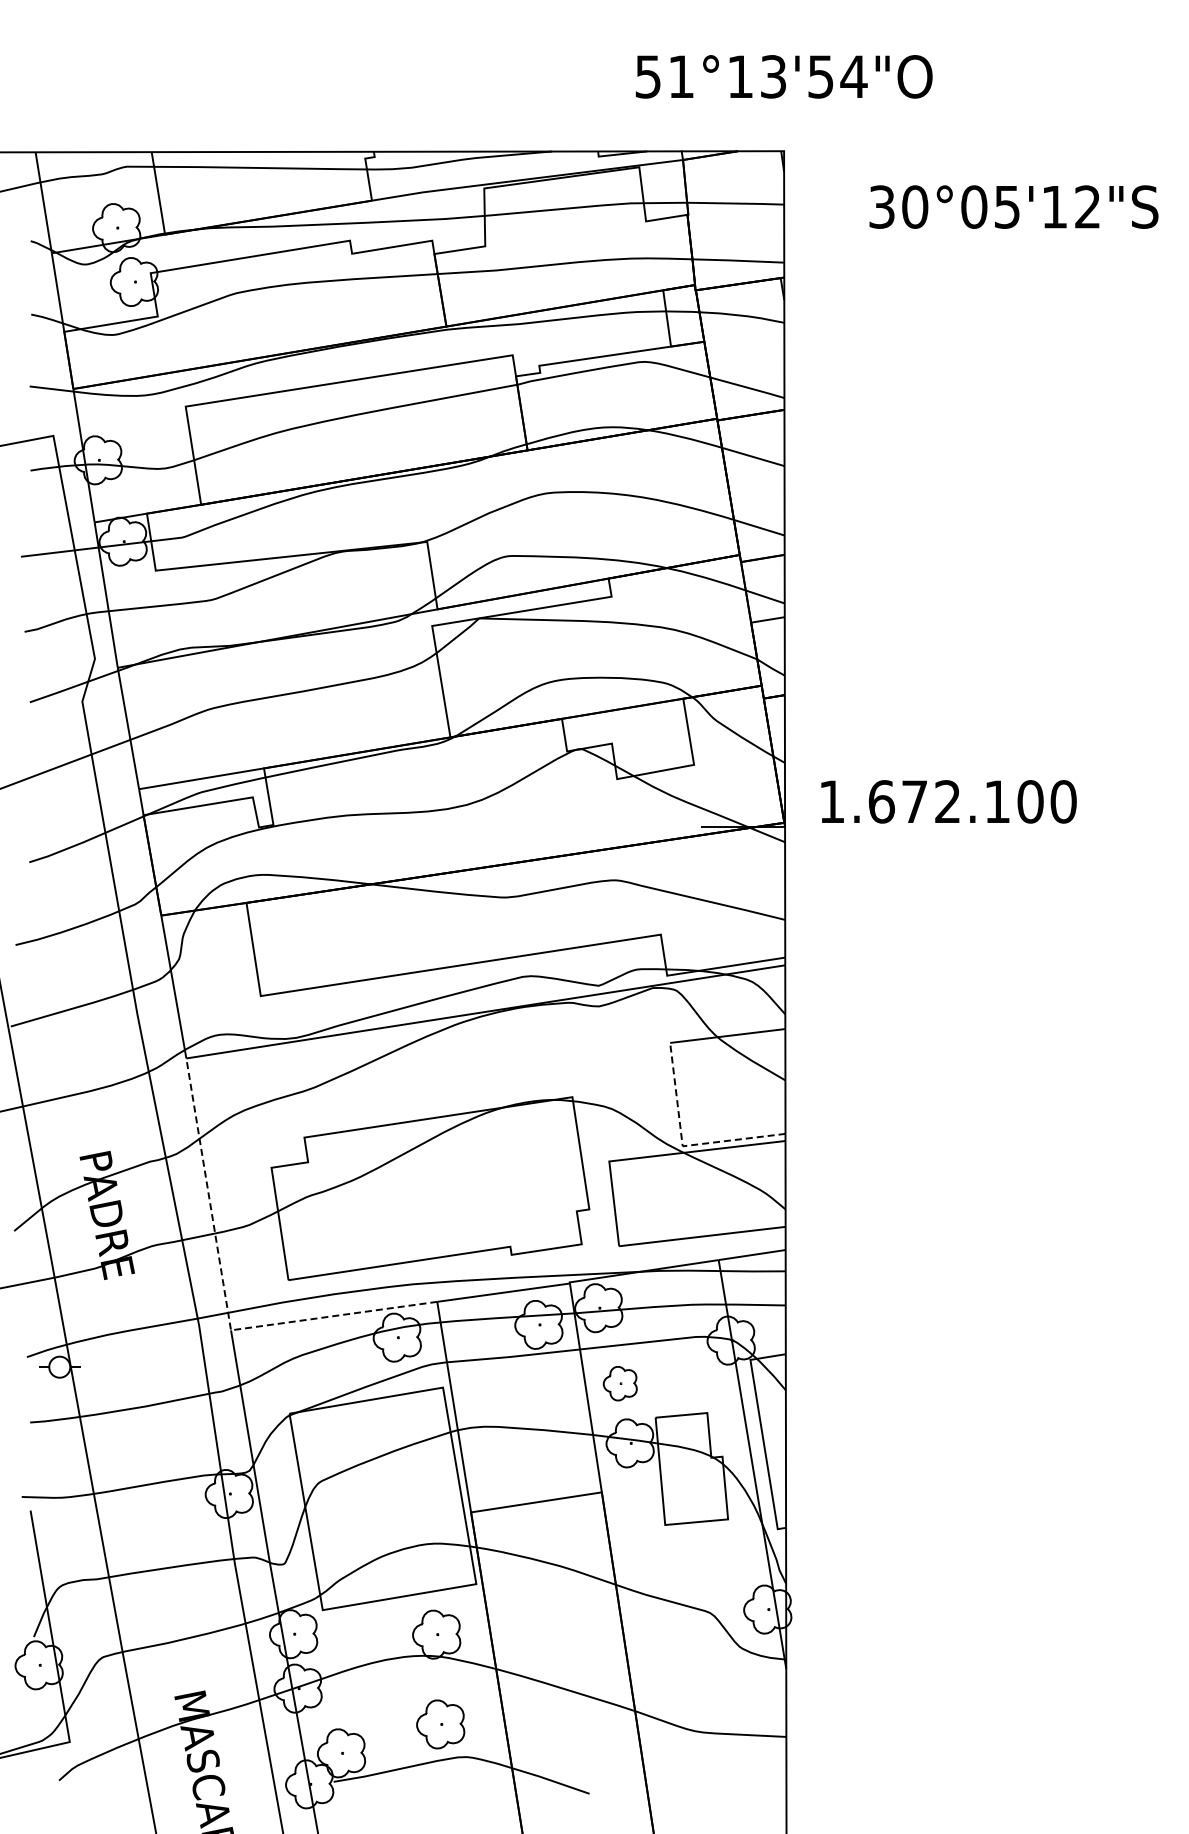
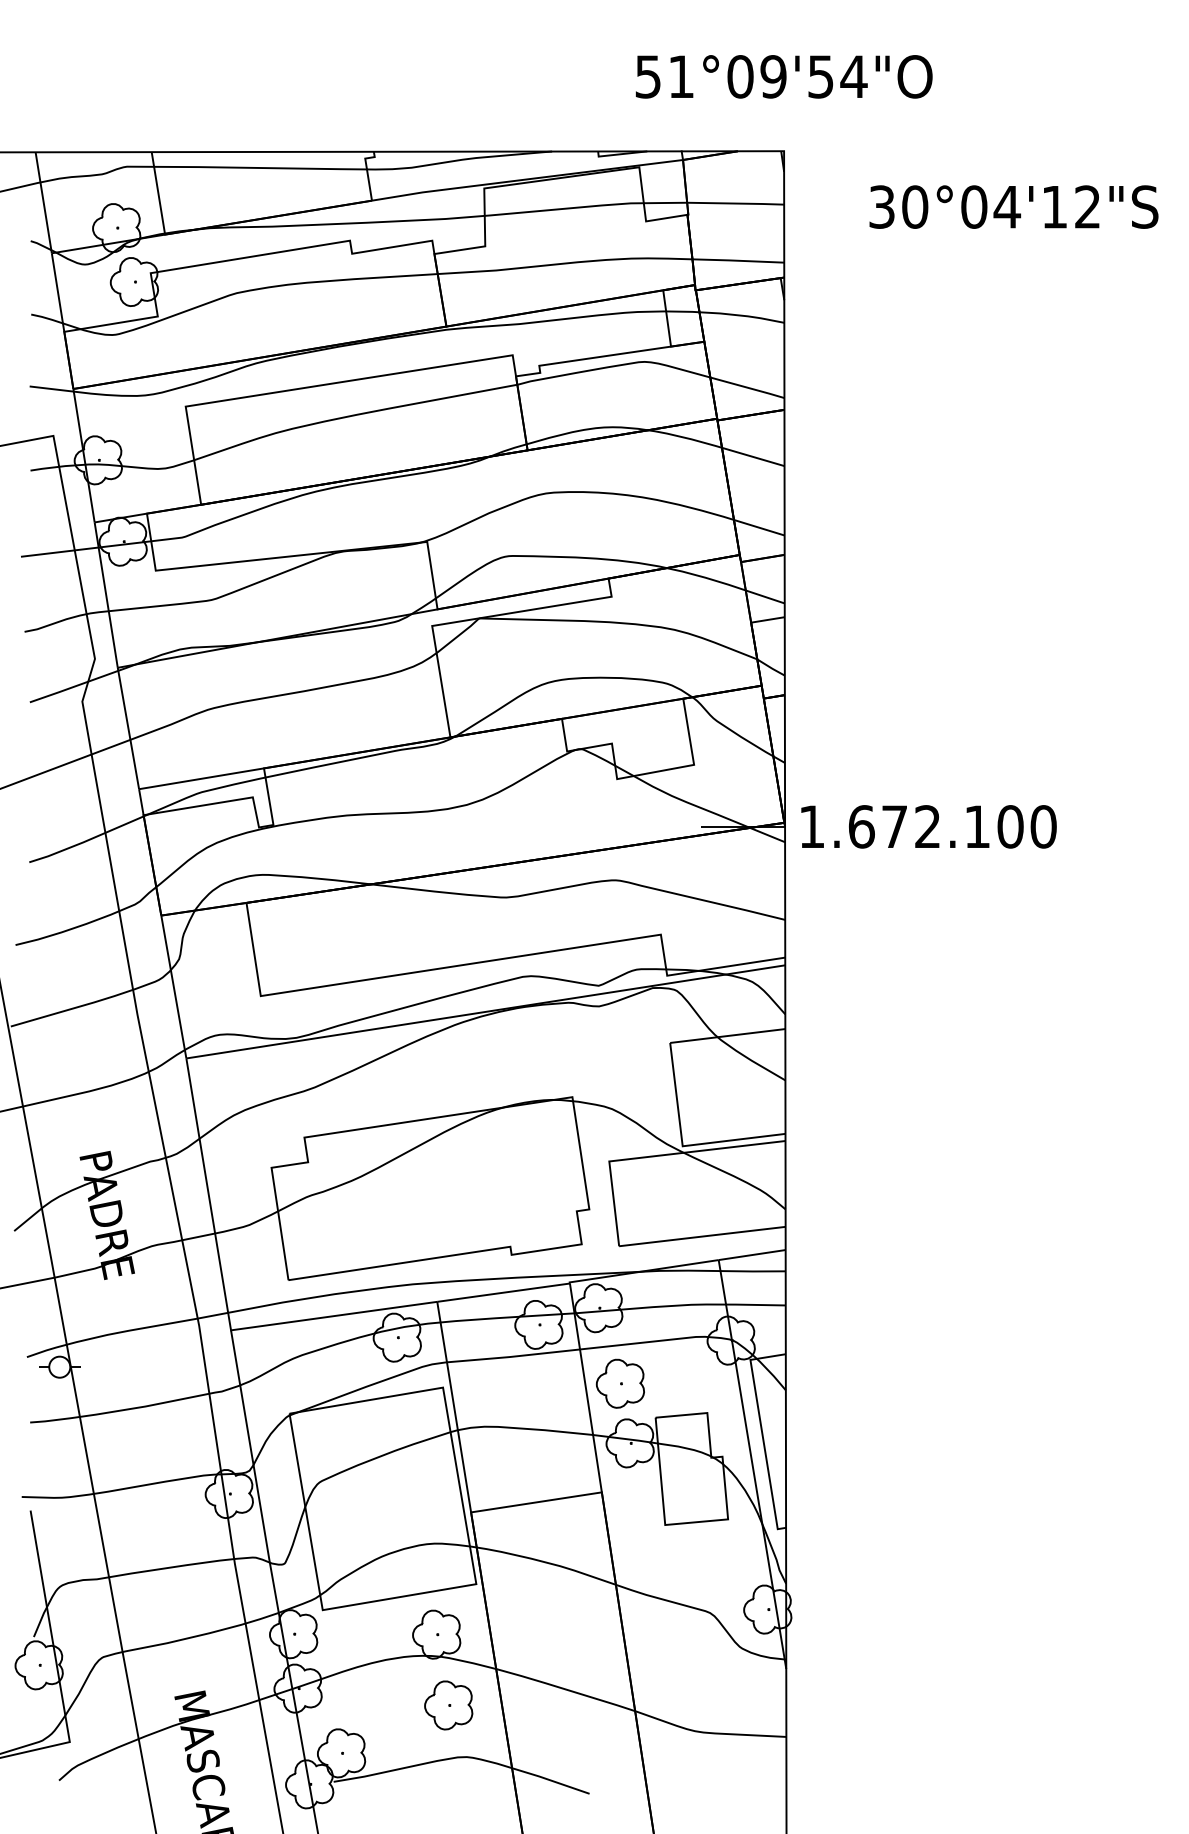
text: 51°13'54"O -> 51°09'54"O (756, 76)
text: 30°05'12"S -> 30°04'12"S (1007, 207)
text position: (948, 801) -> (928, 826) (928, 826)
line: dashed -> solid (682, 1146)
line: dashed -> solid (225, 1297)
part size: 36x36 px -> 50x51 px (619, 1383)
part position: (440, 1724) -> (448, 1705) (448, 1705)
